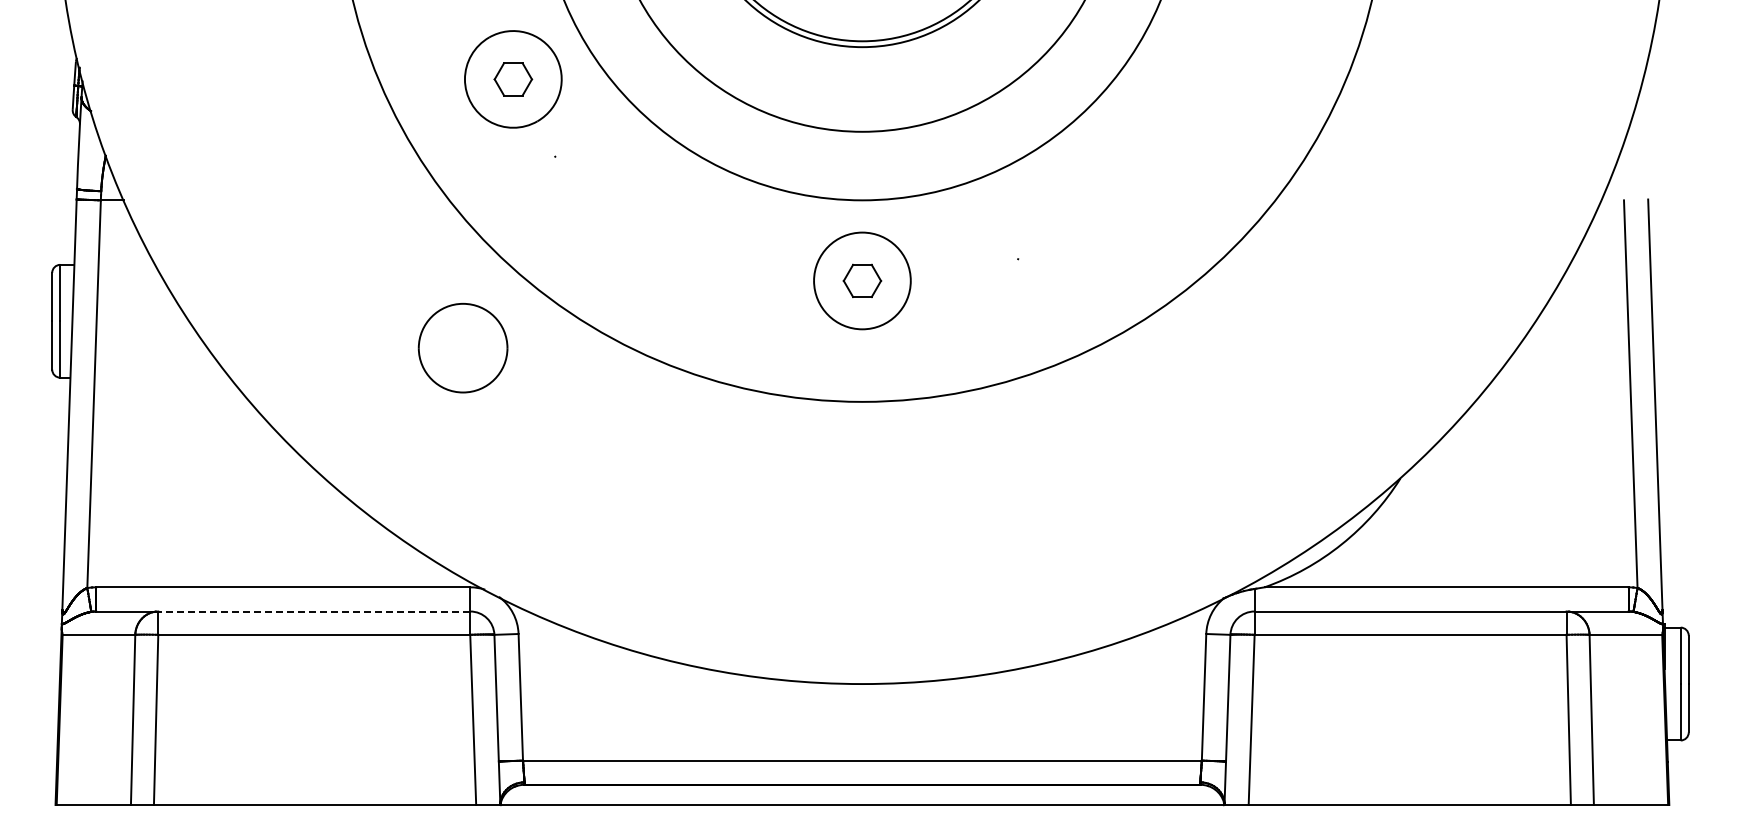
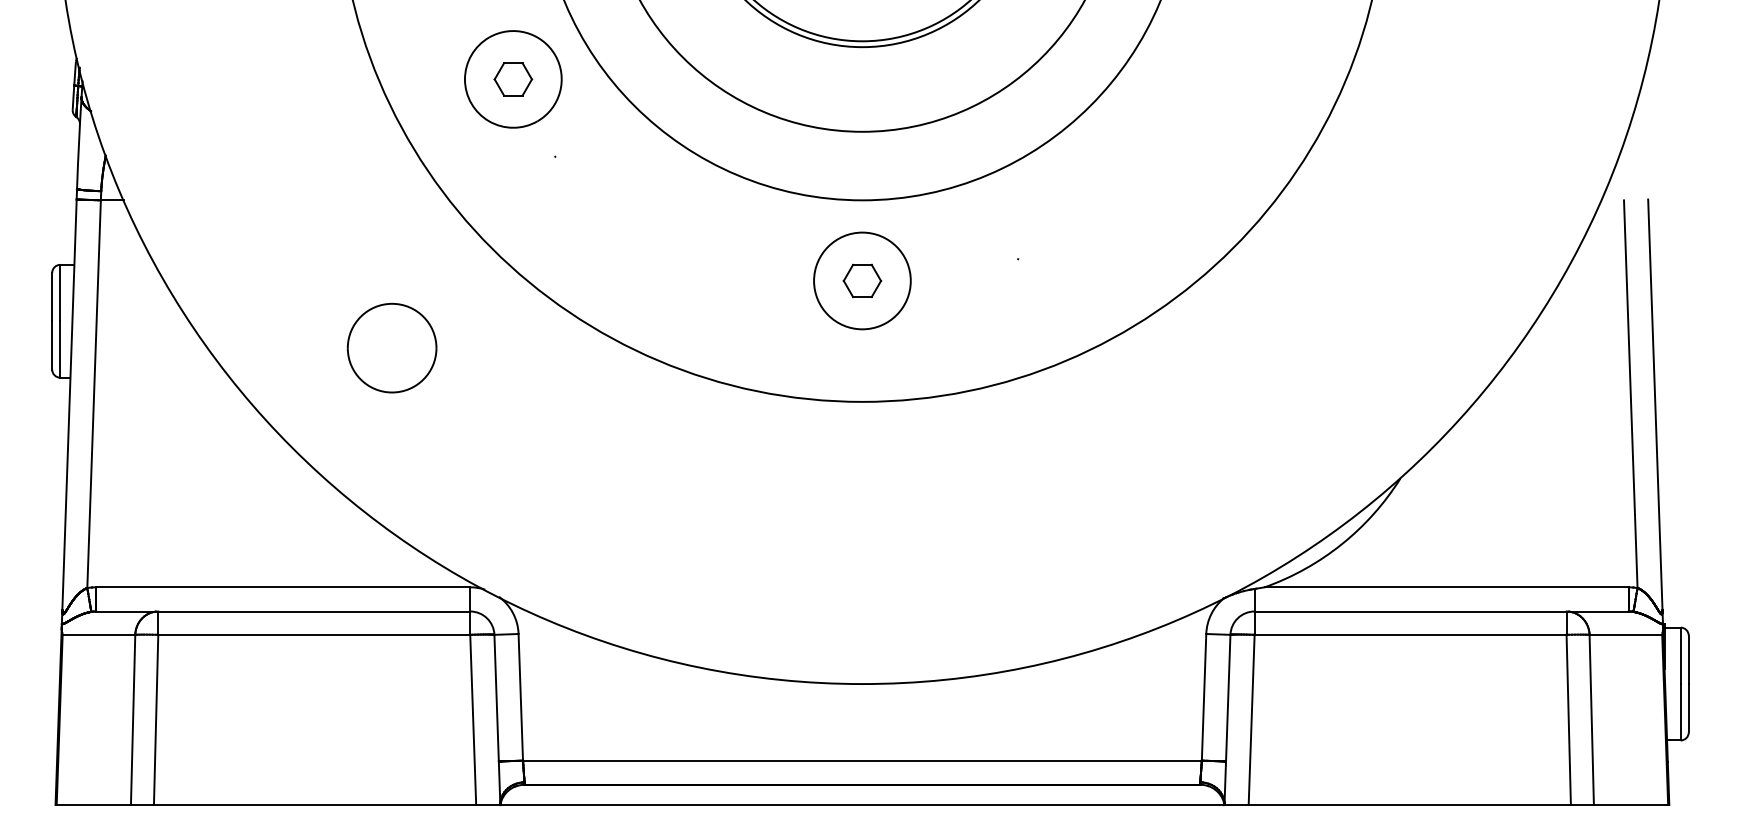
part position: (462, 347) -> (391, 347) (391, 347)
line: dashed -> solid (314, 611)
